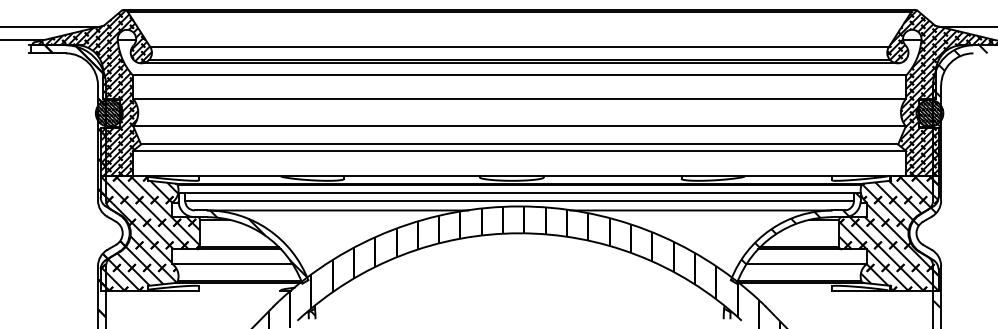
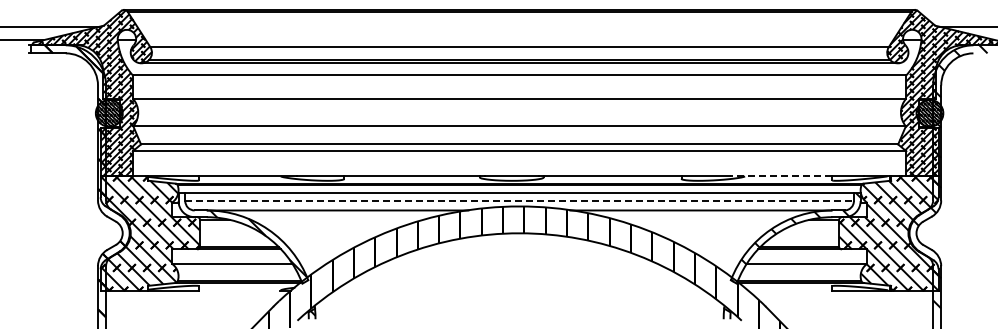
line: solid -> dashed (780, 176)
line: solid -> dashed (520, 201)
